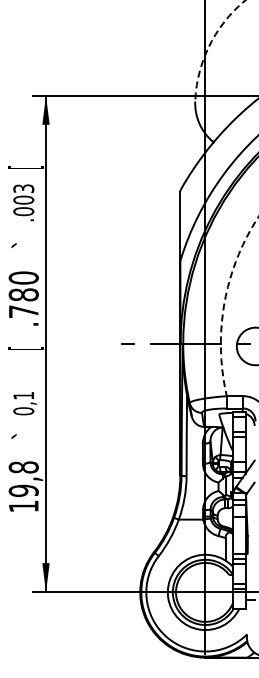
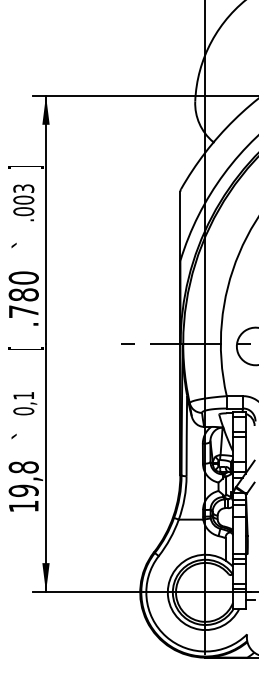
arc: dashed -> solid (209, 45)
text: [ -> ] (25, 167)
arc: dashed -> solid (224, 305)
